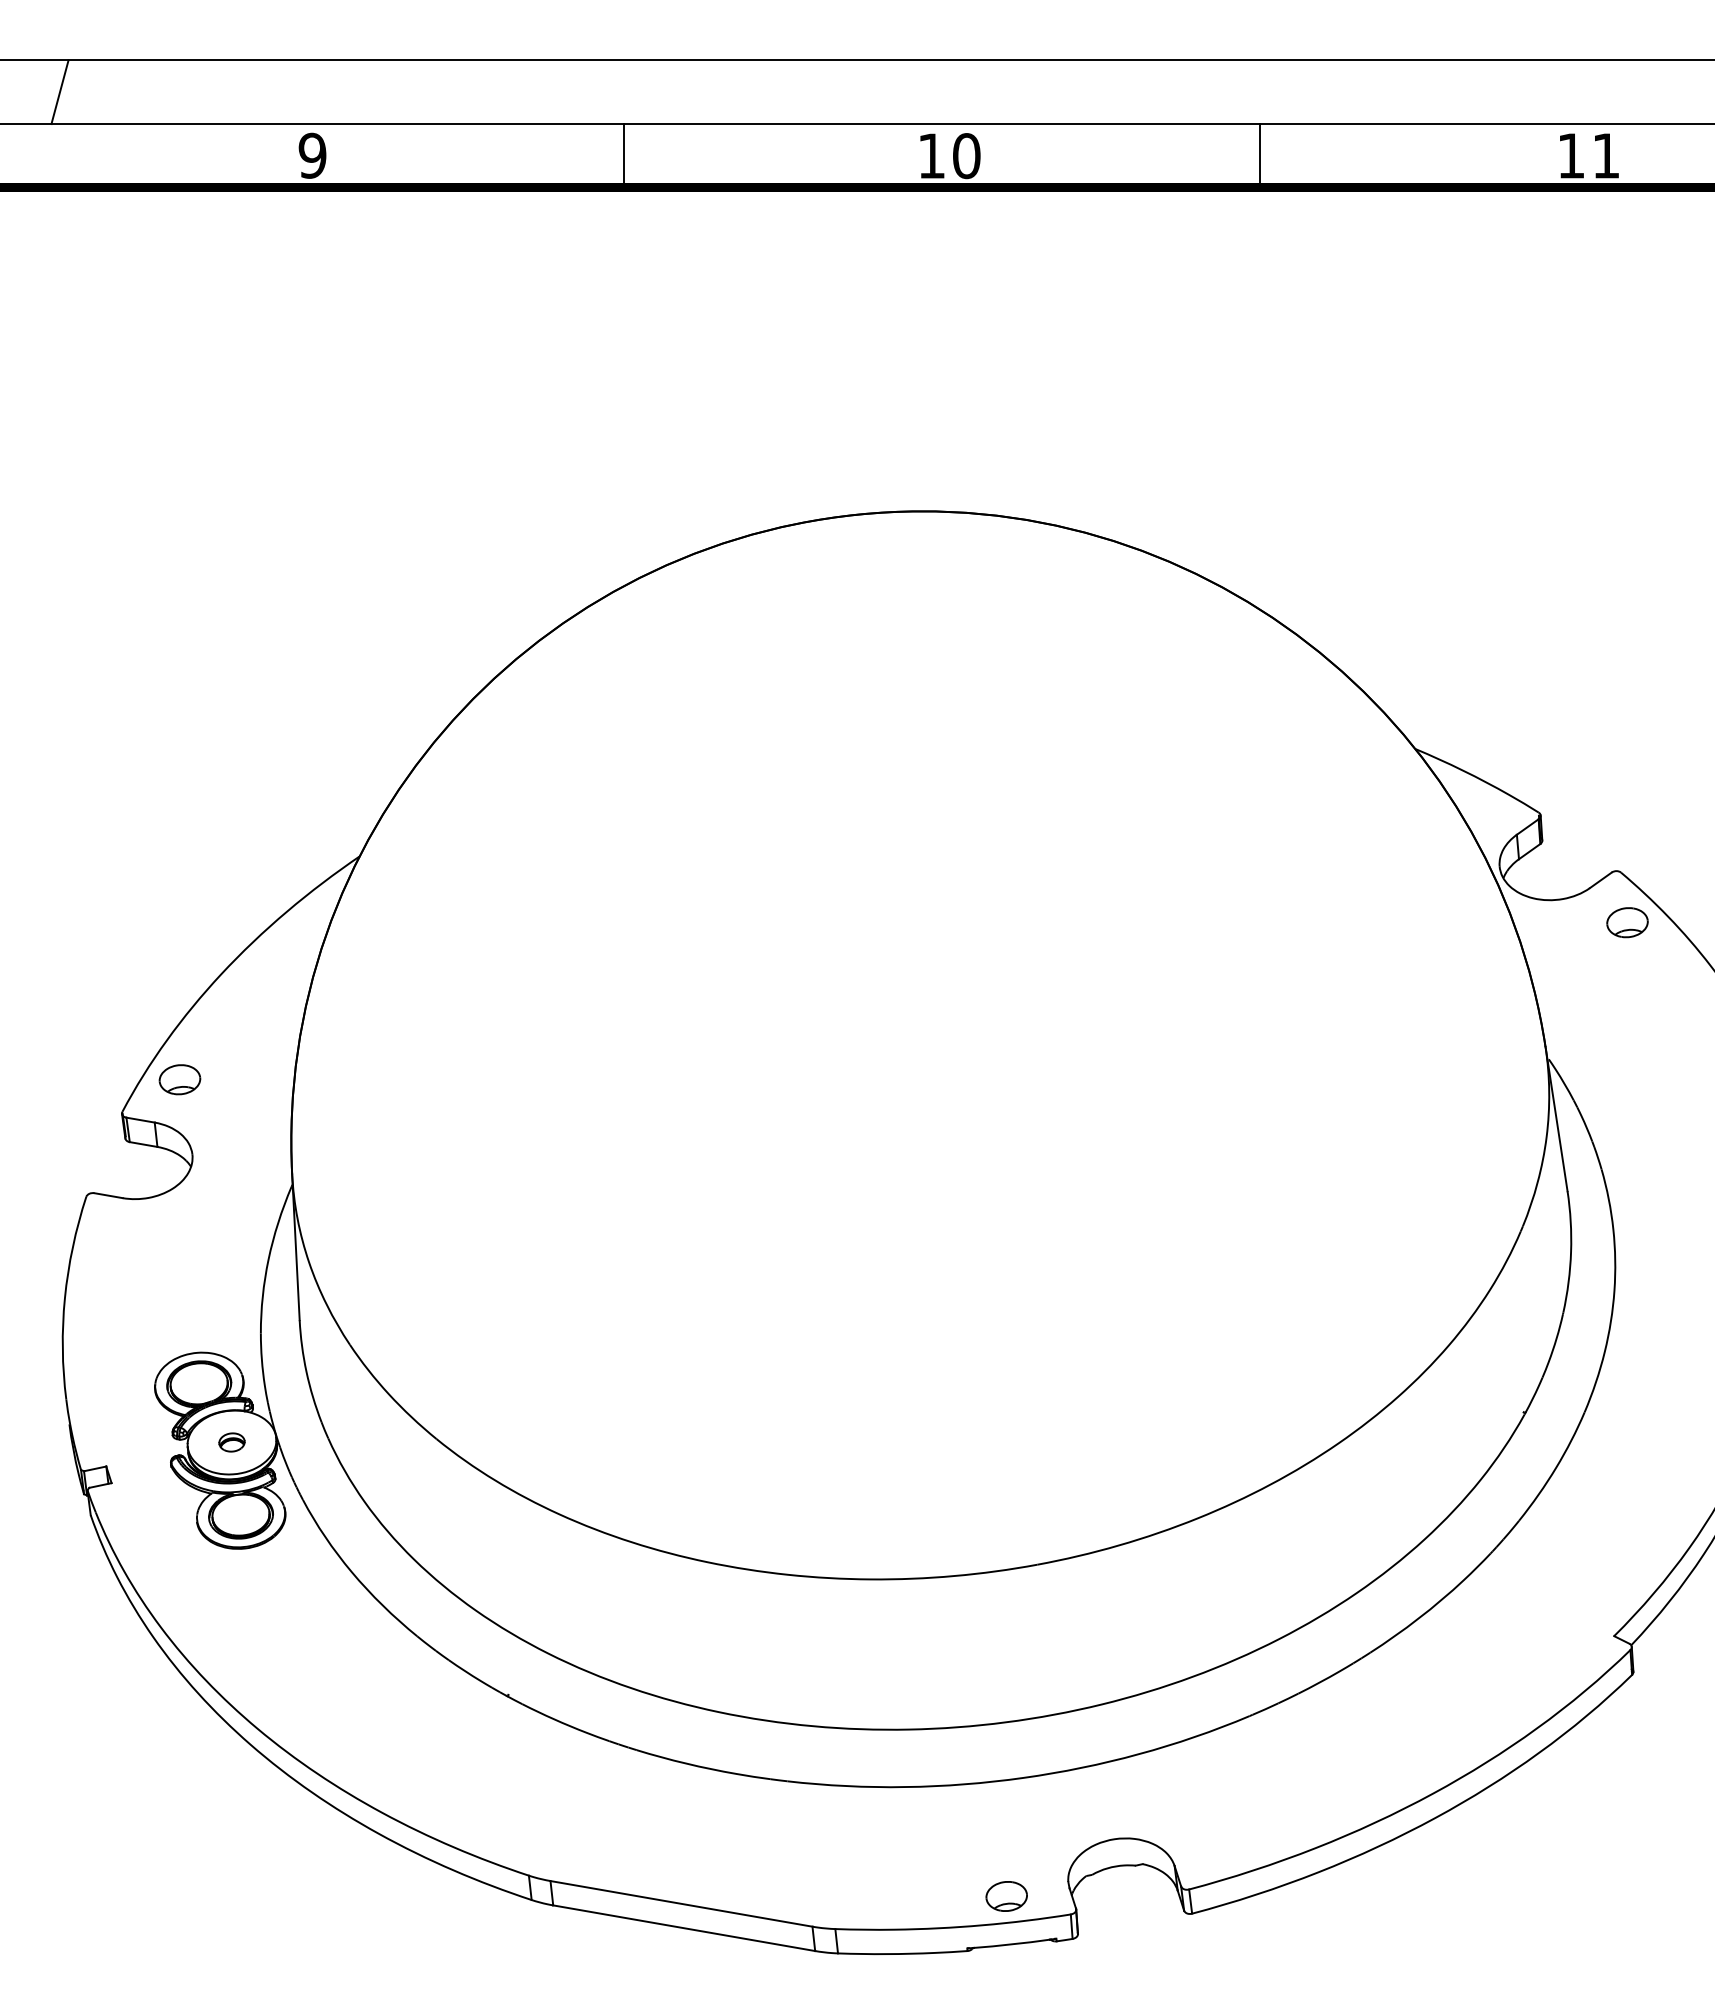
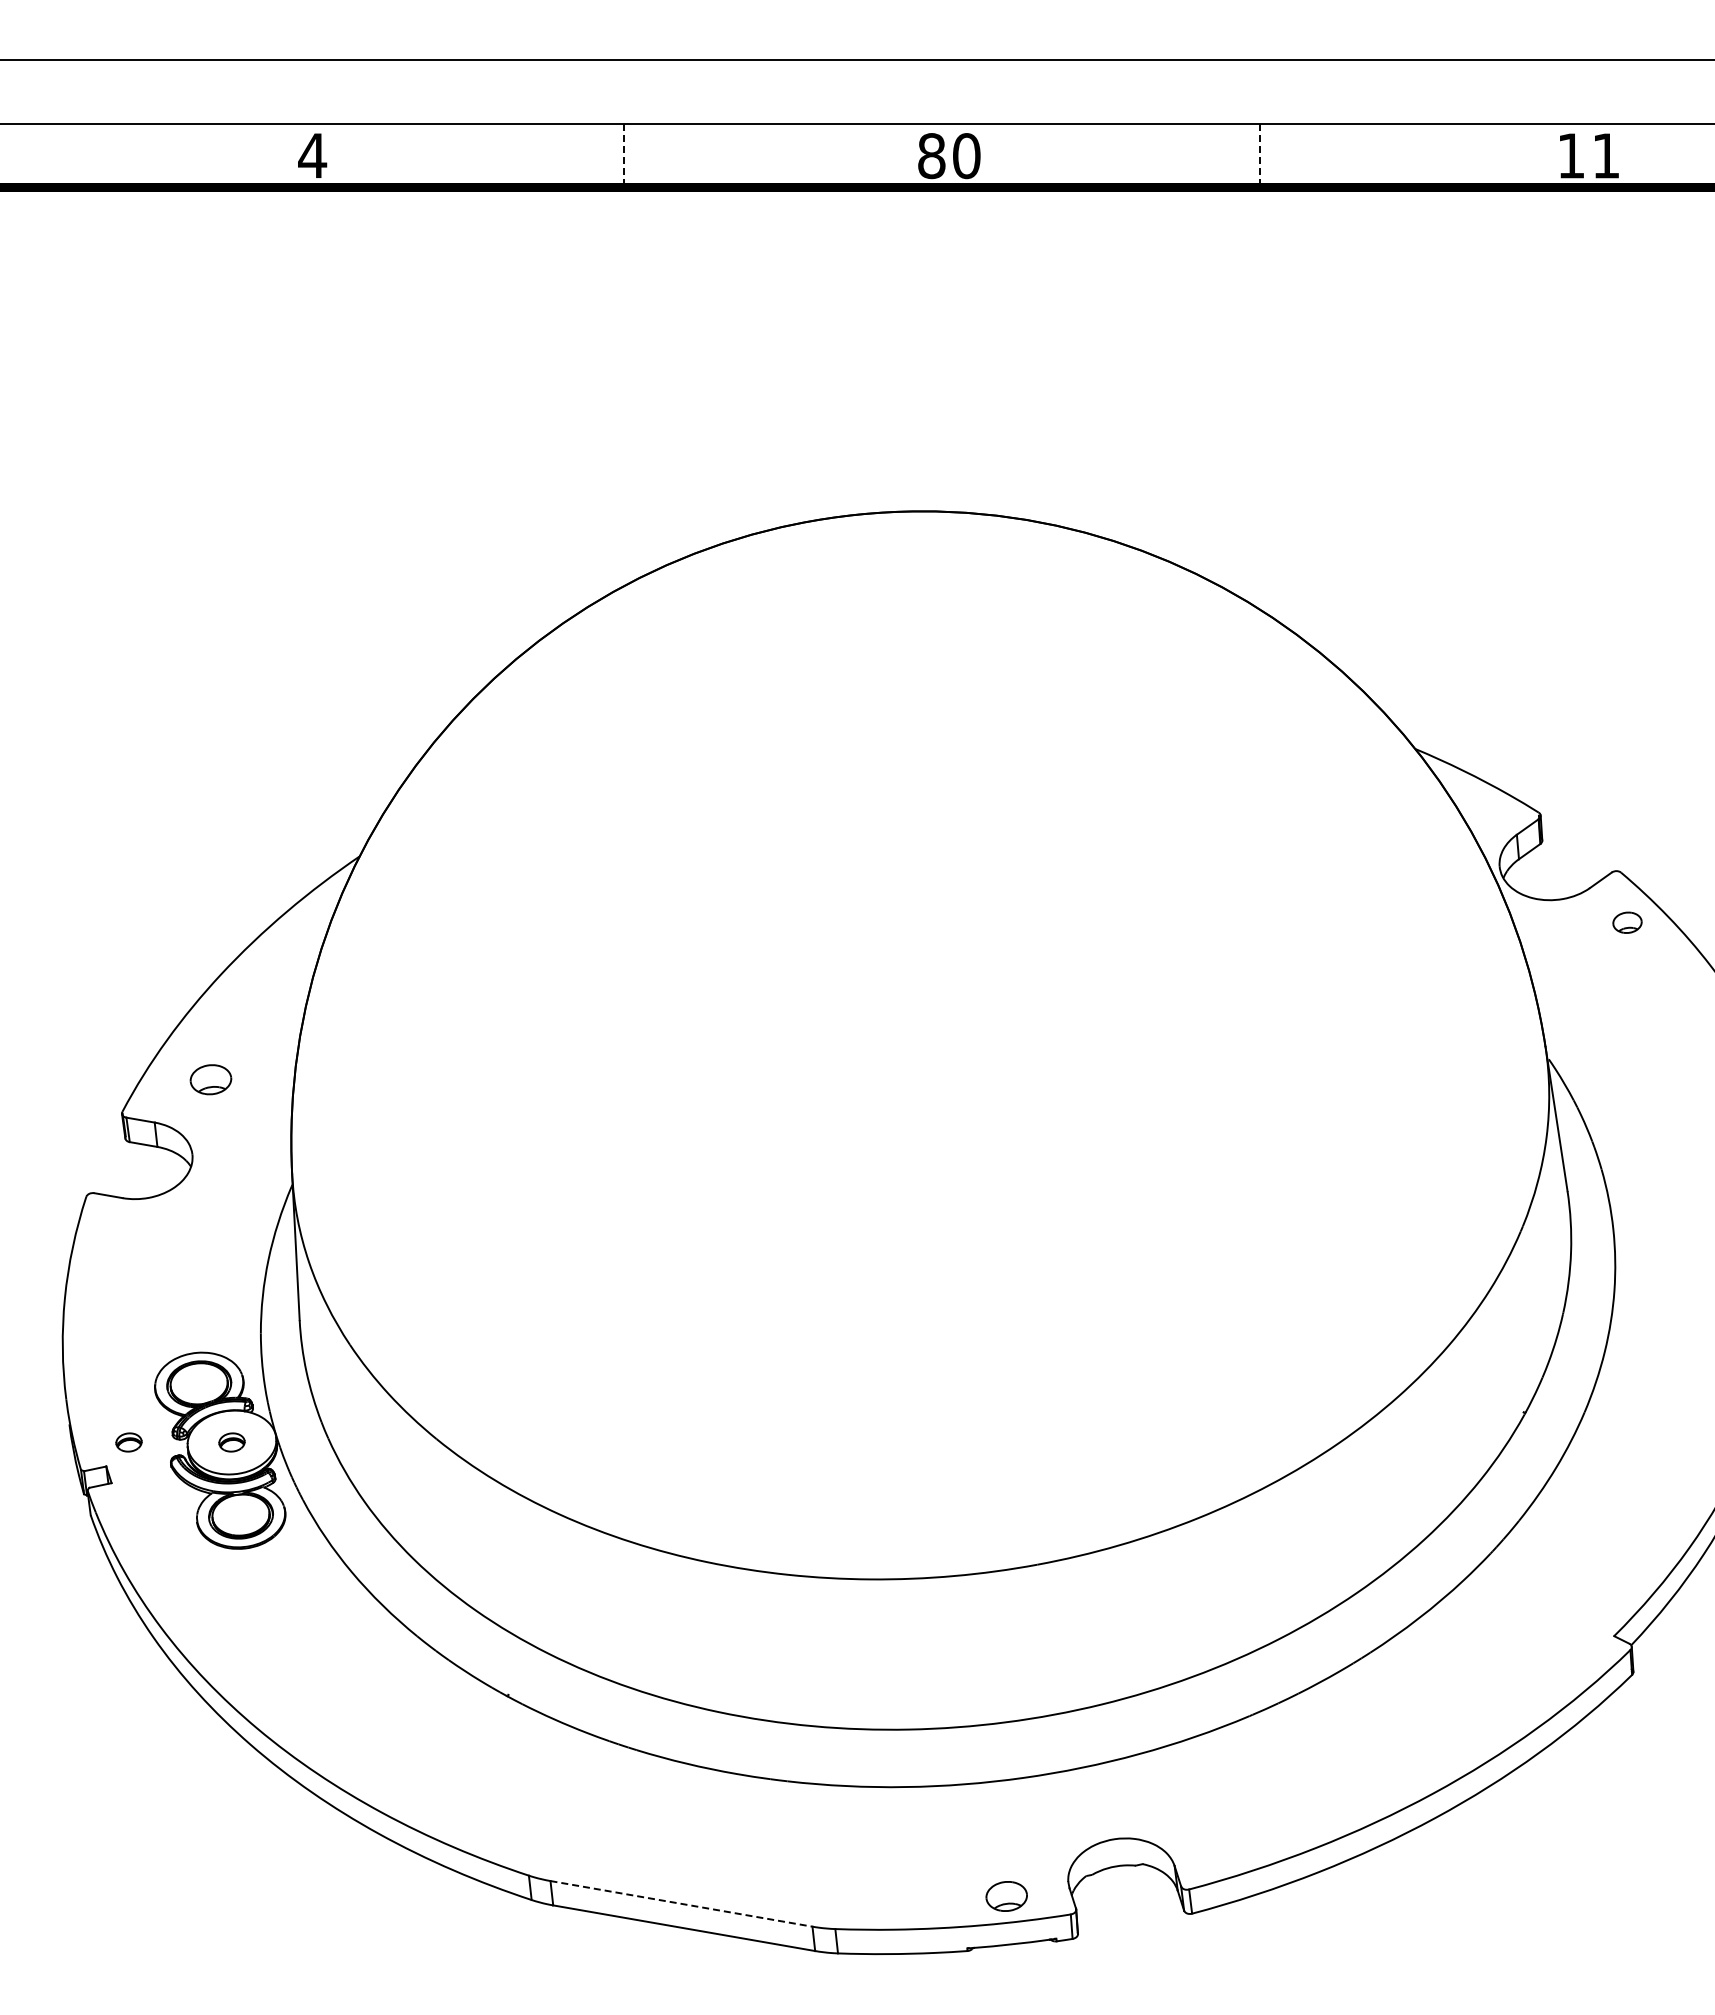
line: present -> none (59, 92)
text: 9 -> 4 (312, 155)
line: solid -> dashed (623, 155)
line: solid -> dashed (1259, 155)
text: 10 -> 80 (931, 156)
part size: 43x32 px -> 31x23 px (1627, 922)
part position: (179, 1079) -> (210, 1079) (210, 1079)
part: none -> present (128, 1442)
line: solid -> dashed (681, 1903)
